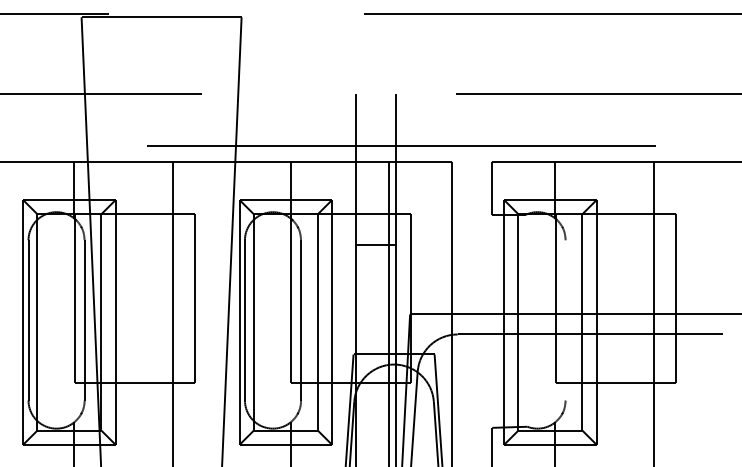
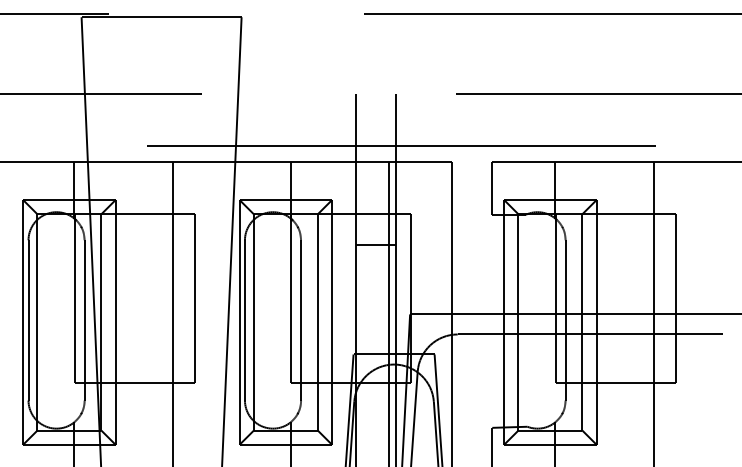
line: none -> present (565, 320)
